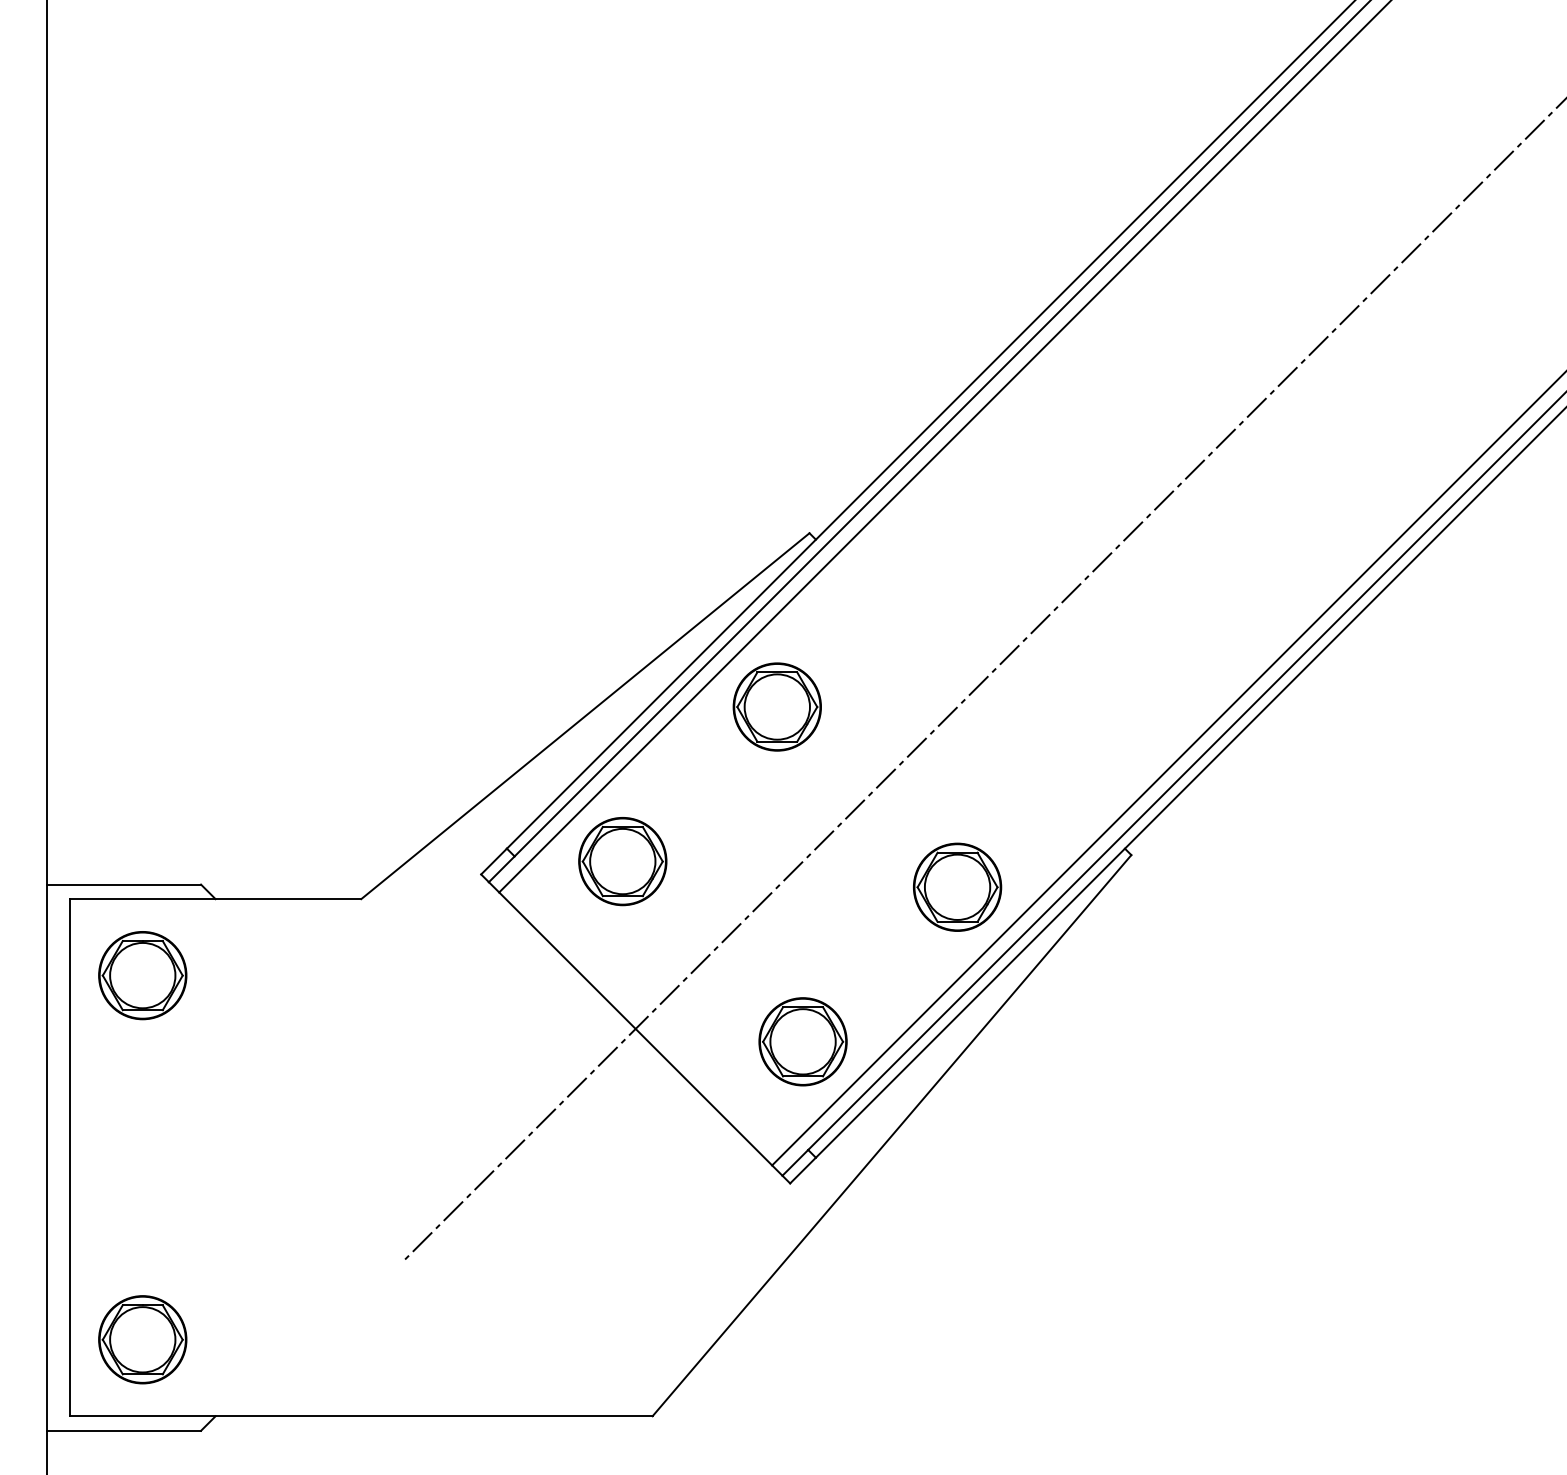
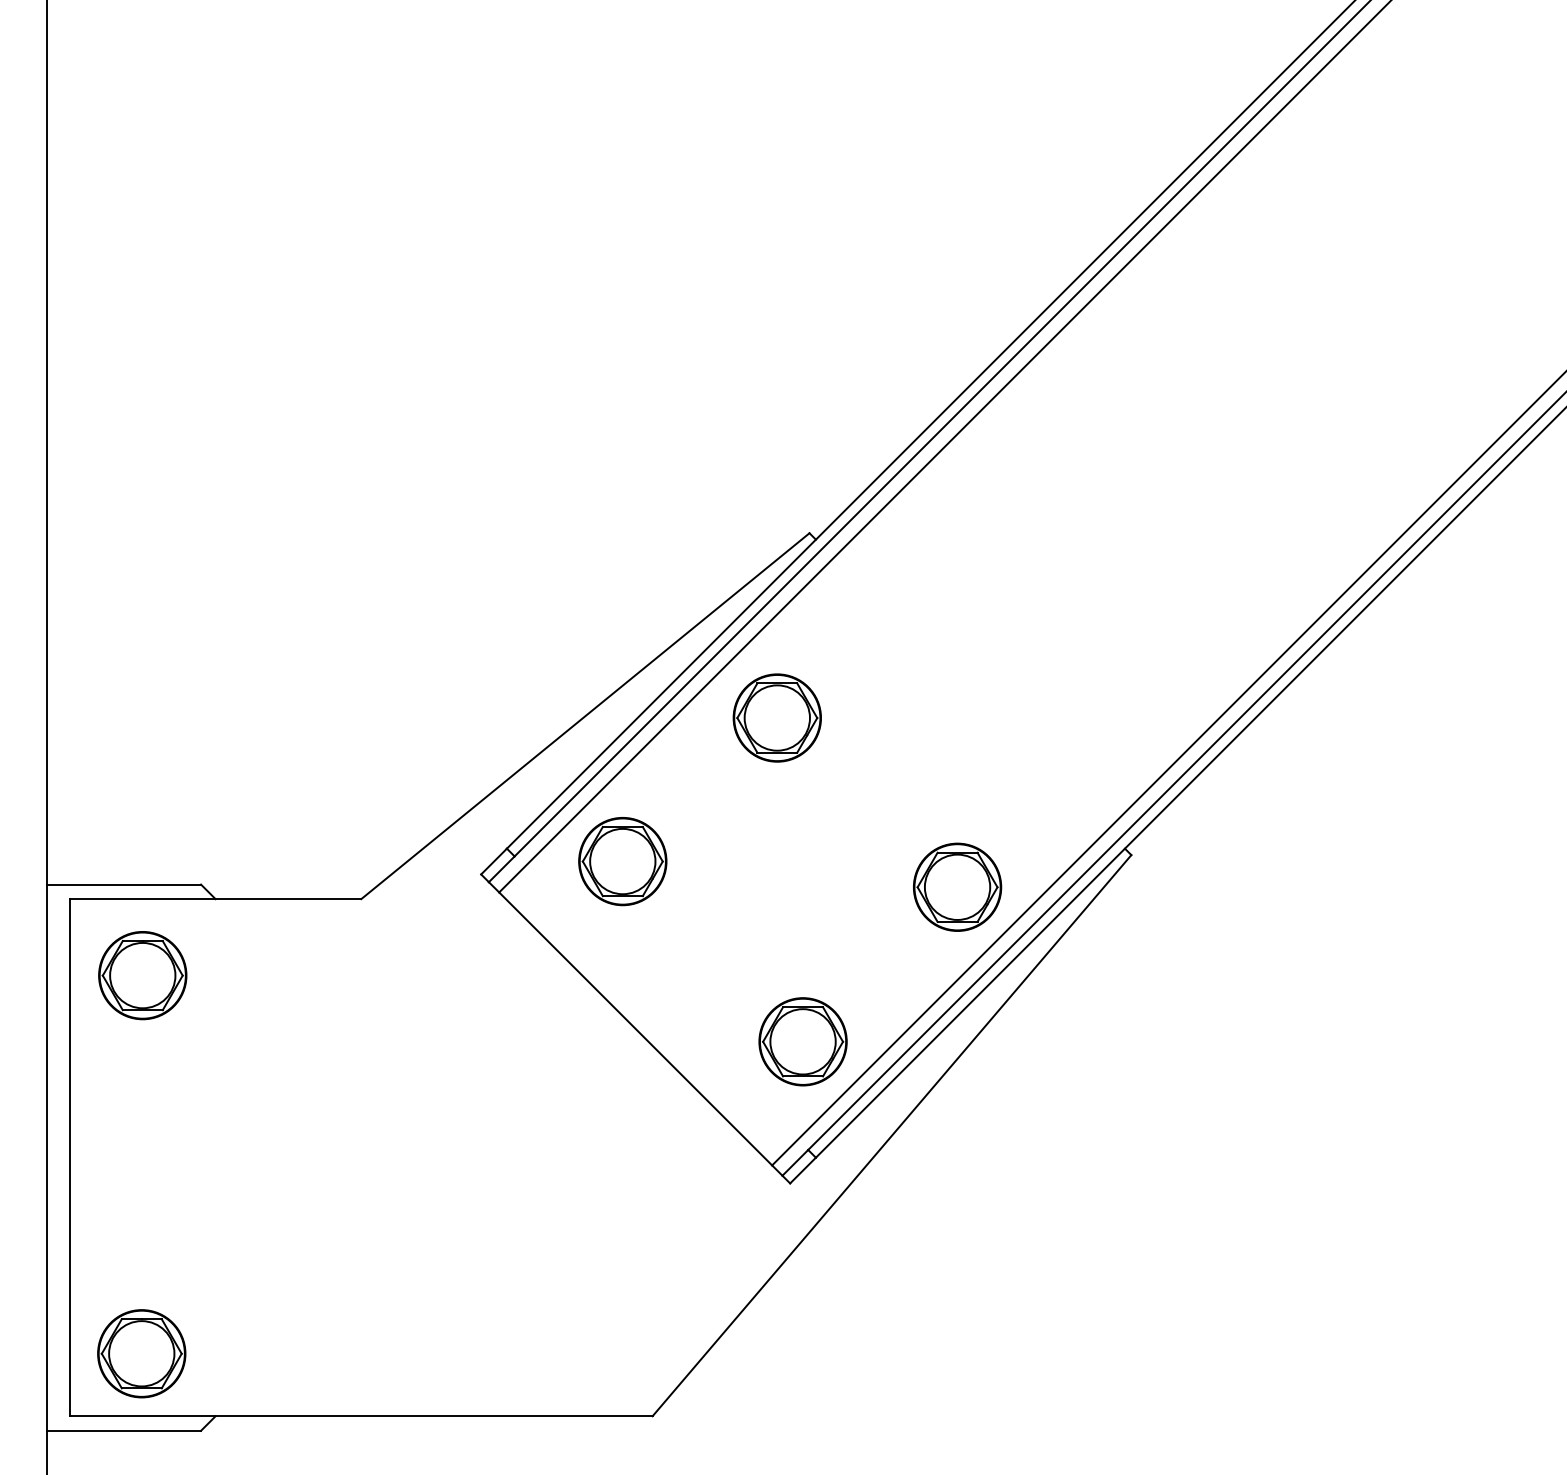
line: present -> none (983, 680)
part position: (776, 706) -> (776, 717) (776, 717)
part position: (142, 1339) -> (141, 1353) (141, 1353)
